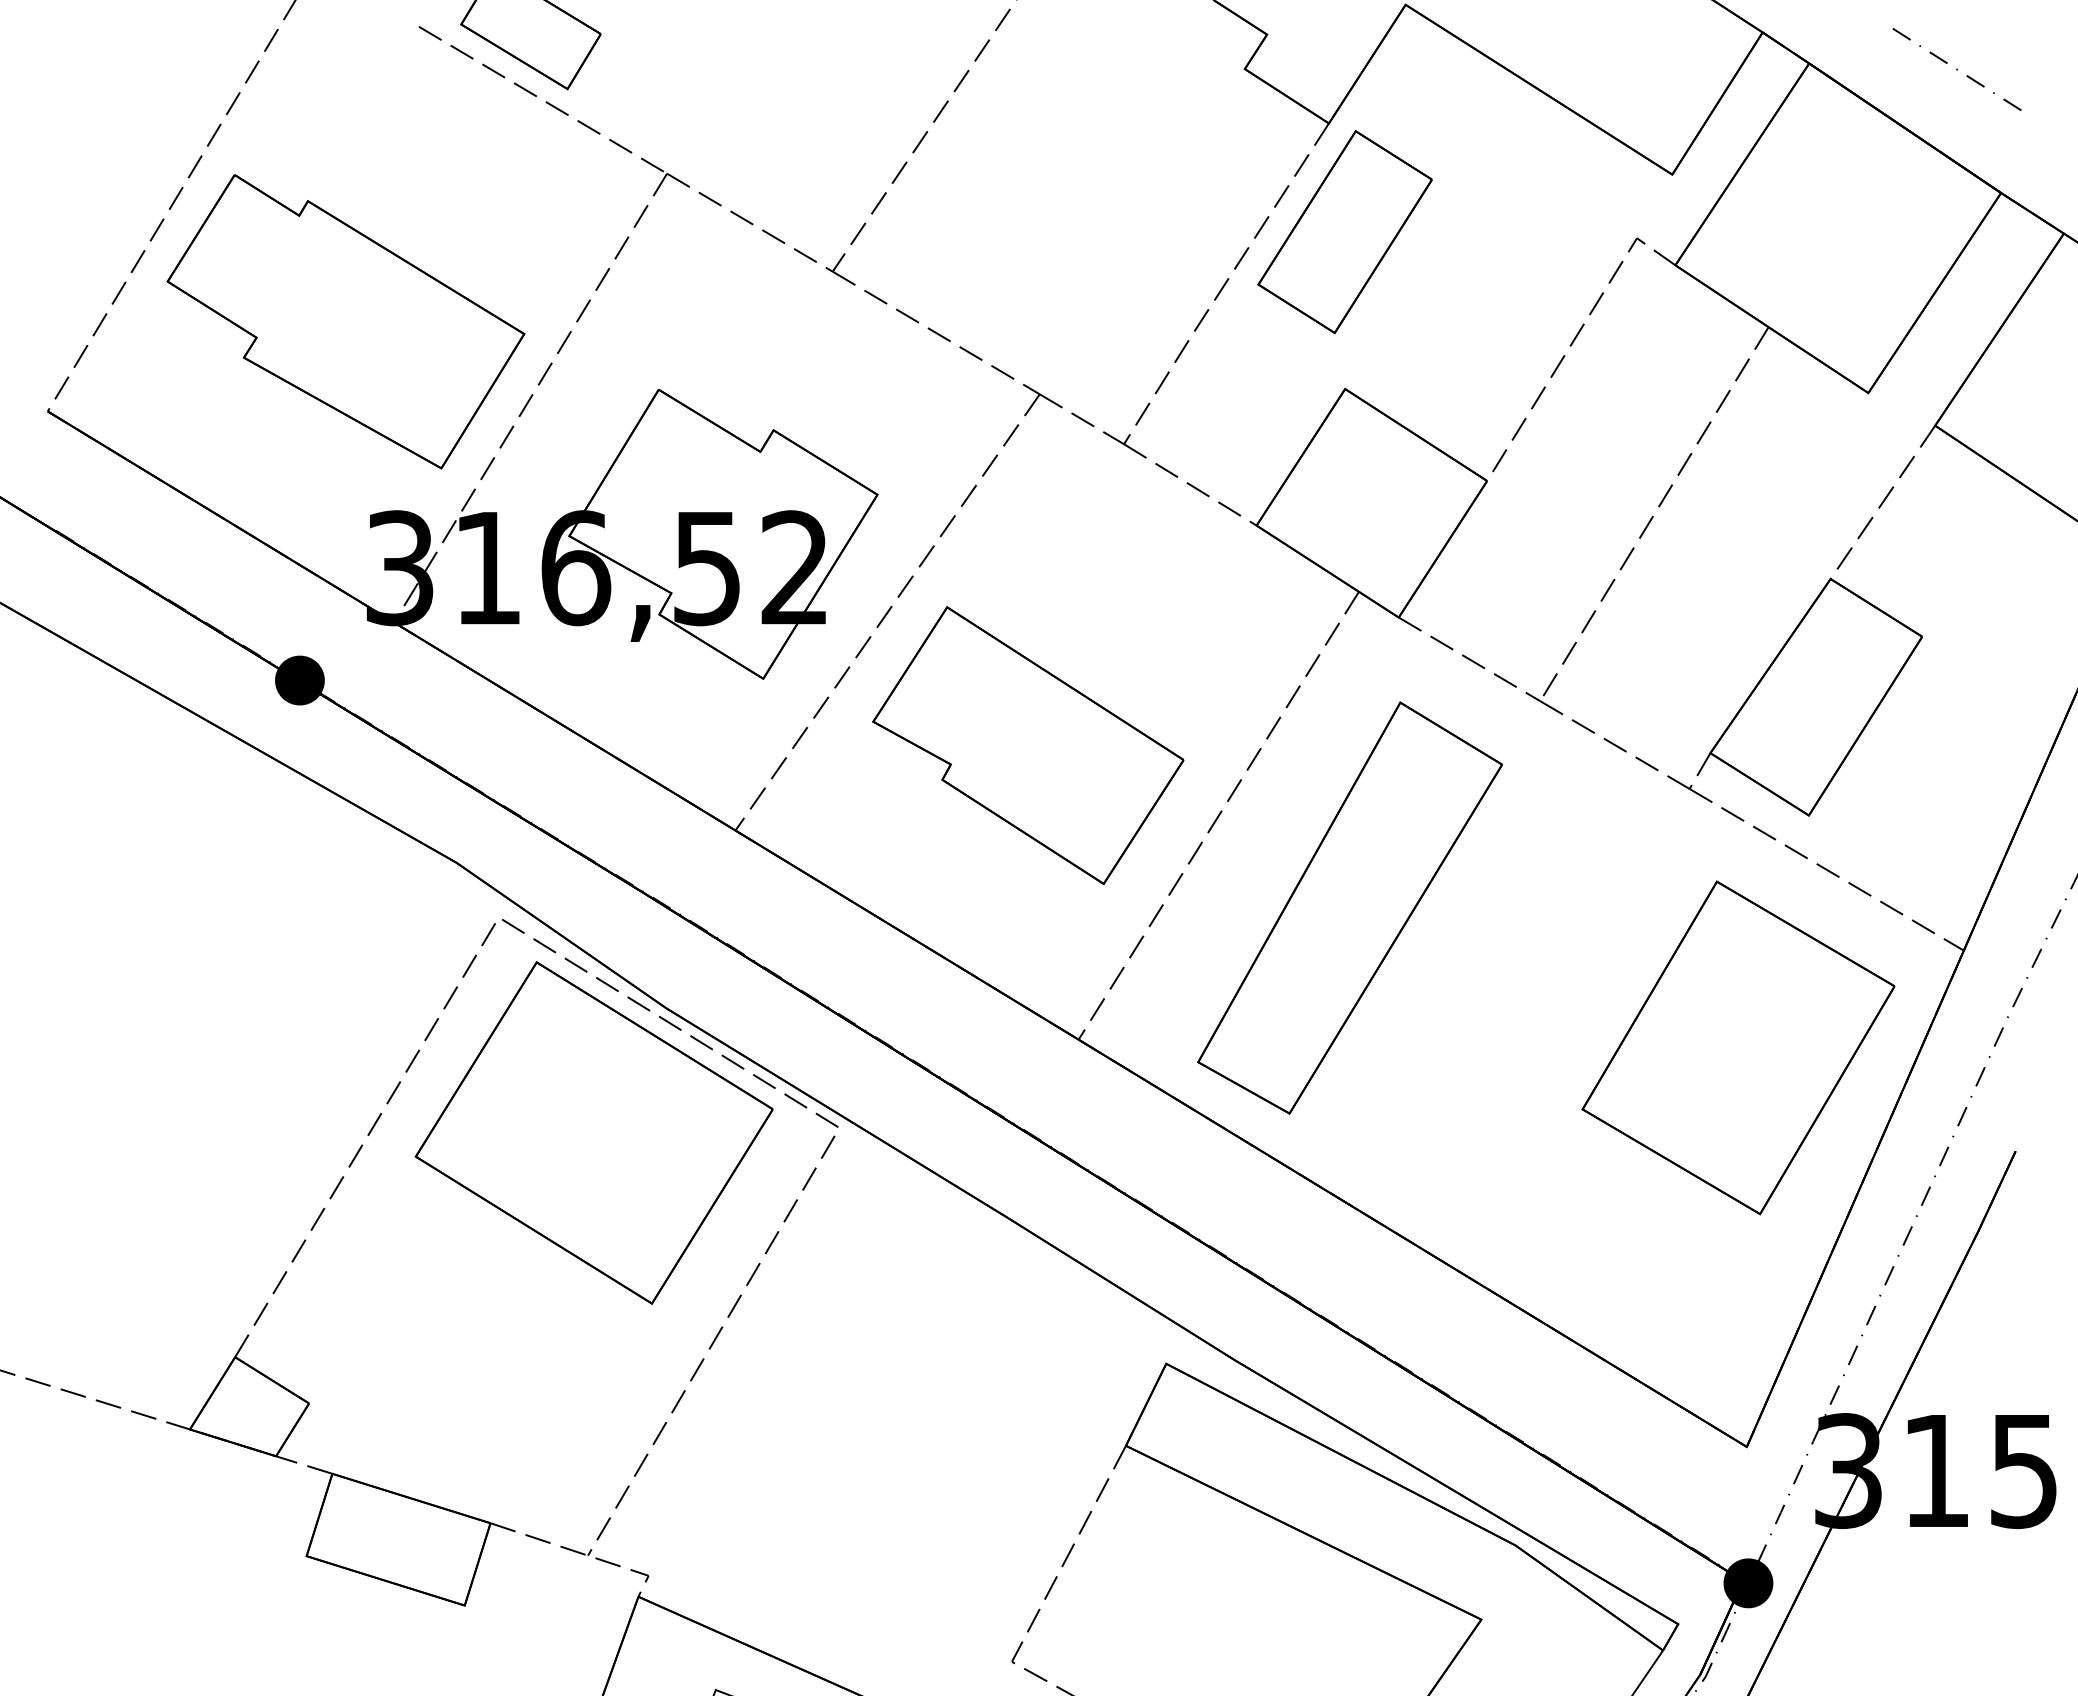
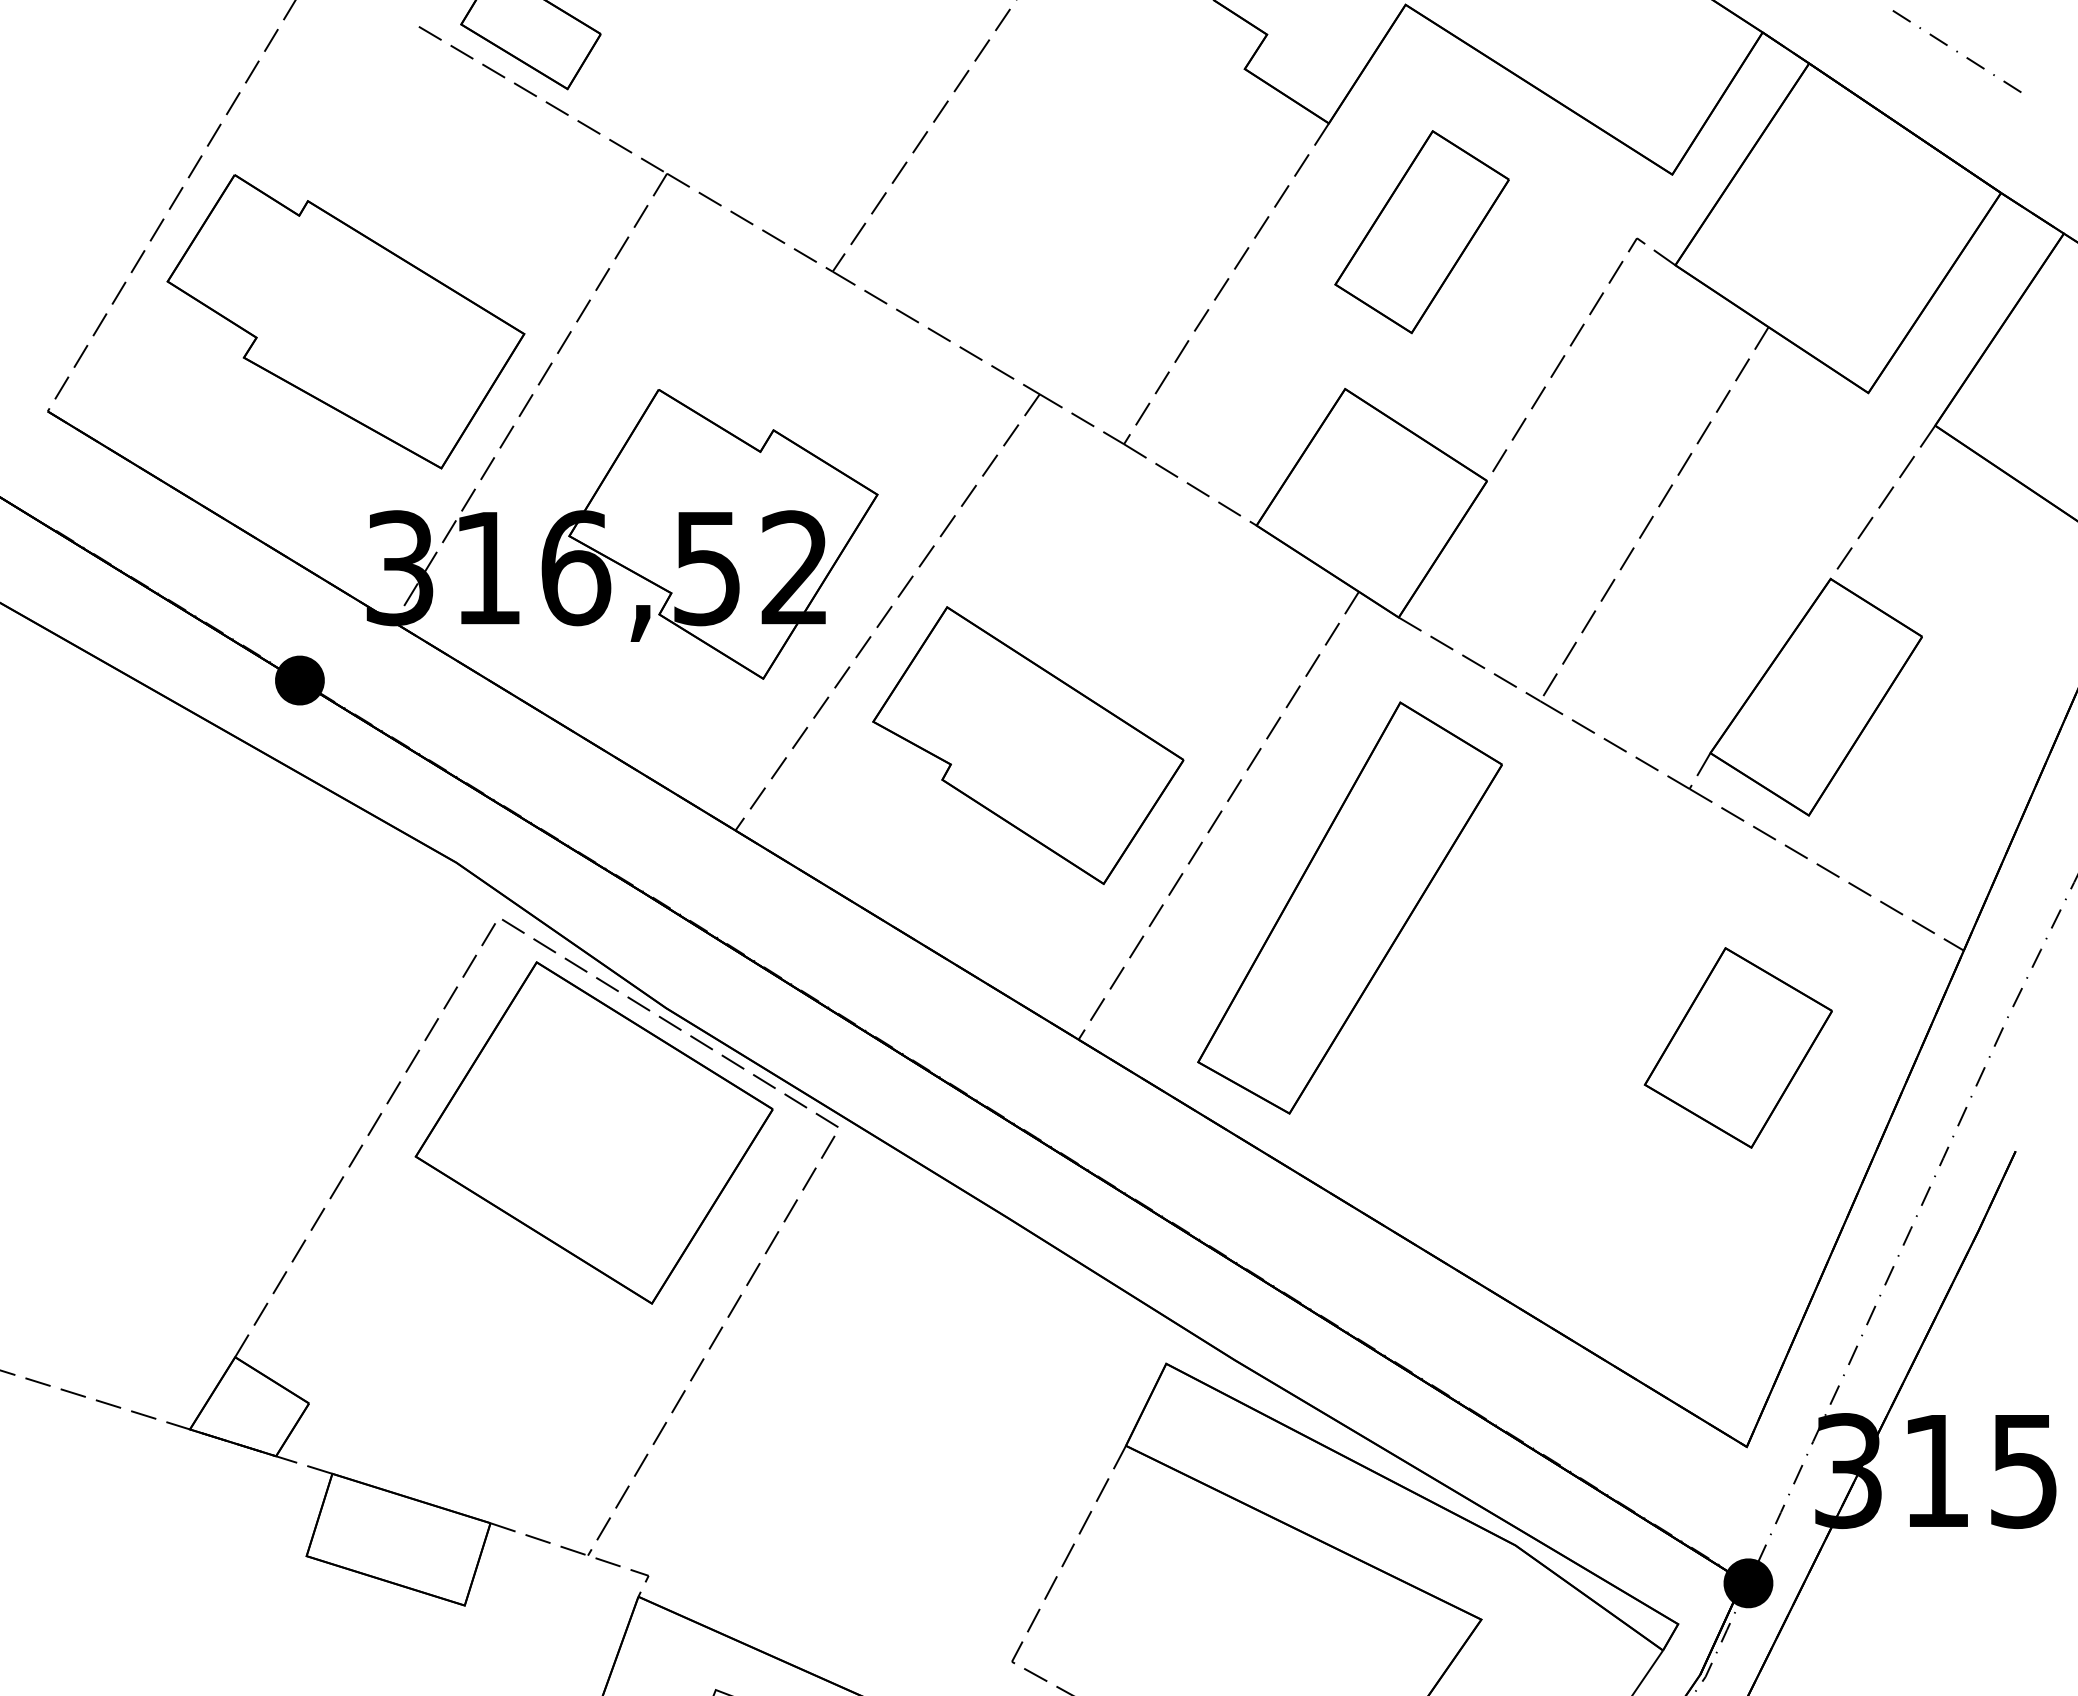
line position: (1956, 69) -> (1956, 51) (1956, 51)
part position: (1344, 232) -> (1421, 232) (1421, 232)
part size: 315x336 px -> 190x202 px (1737, 1047)
